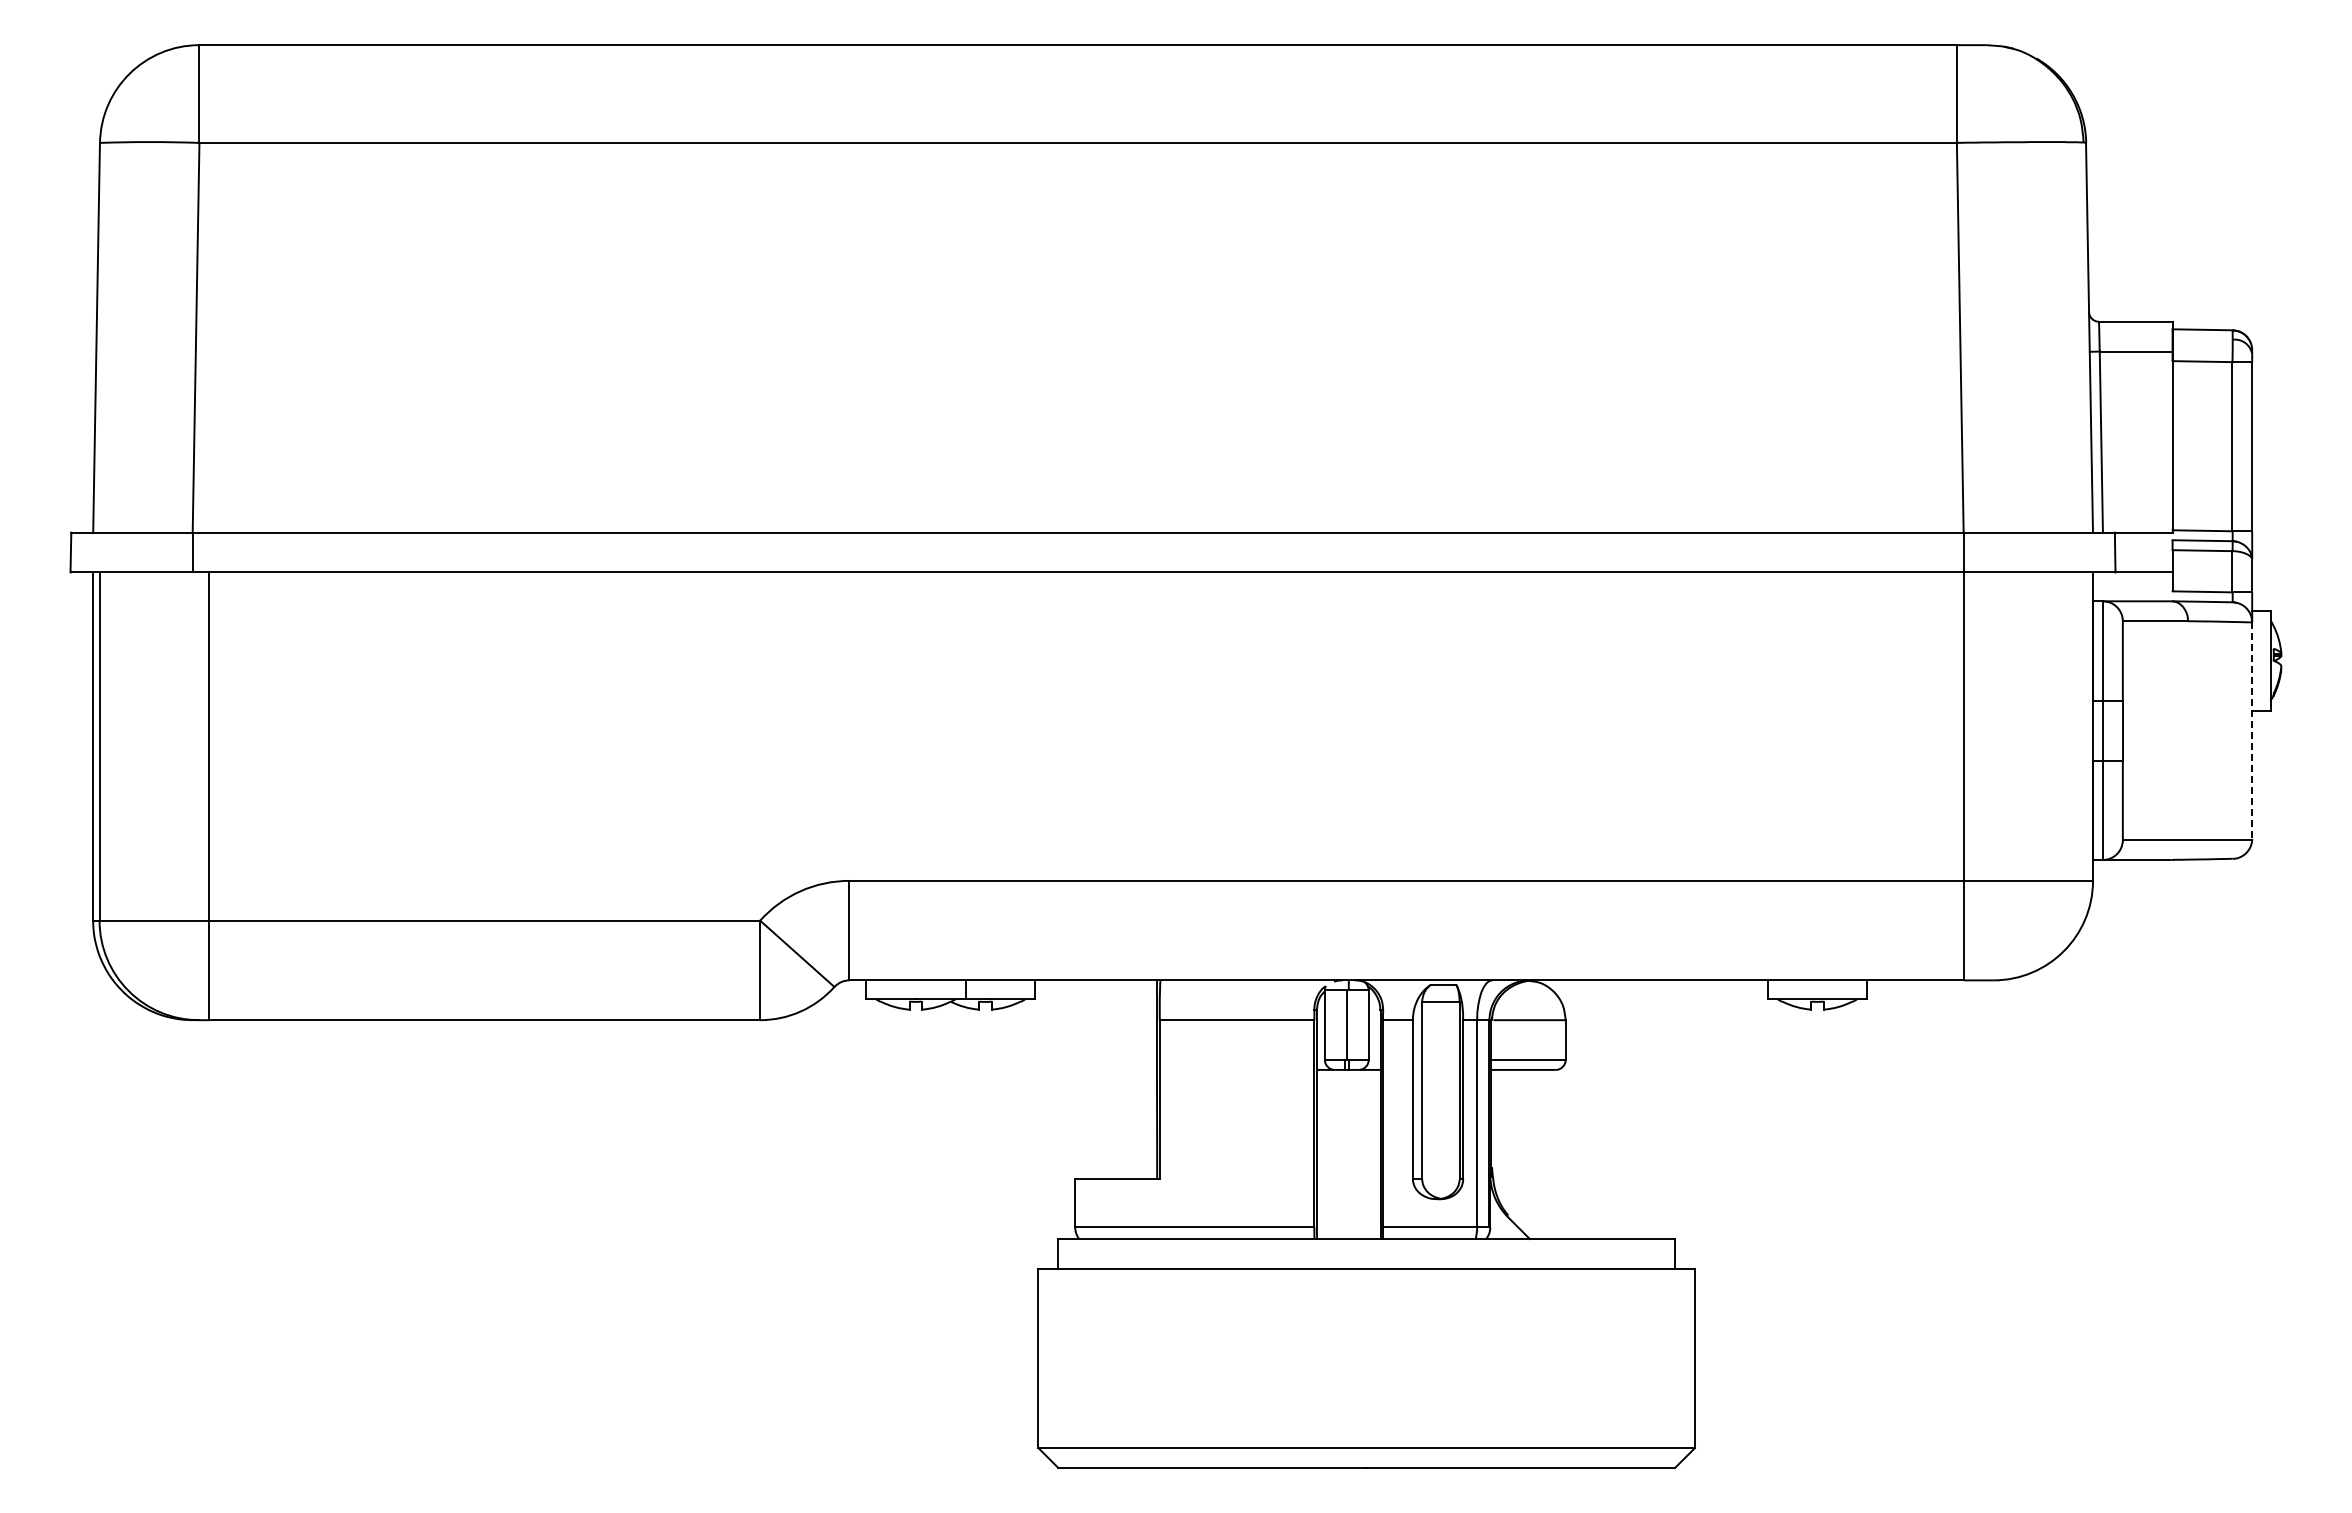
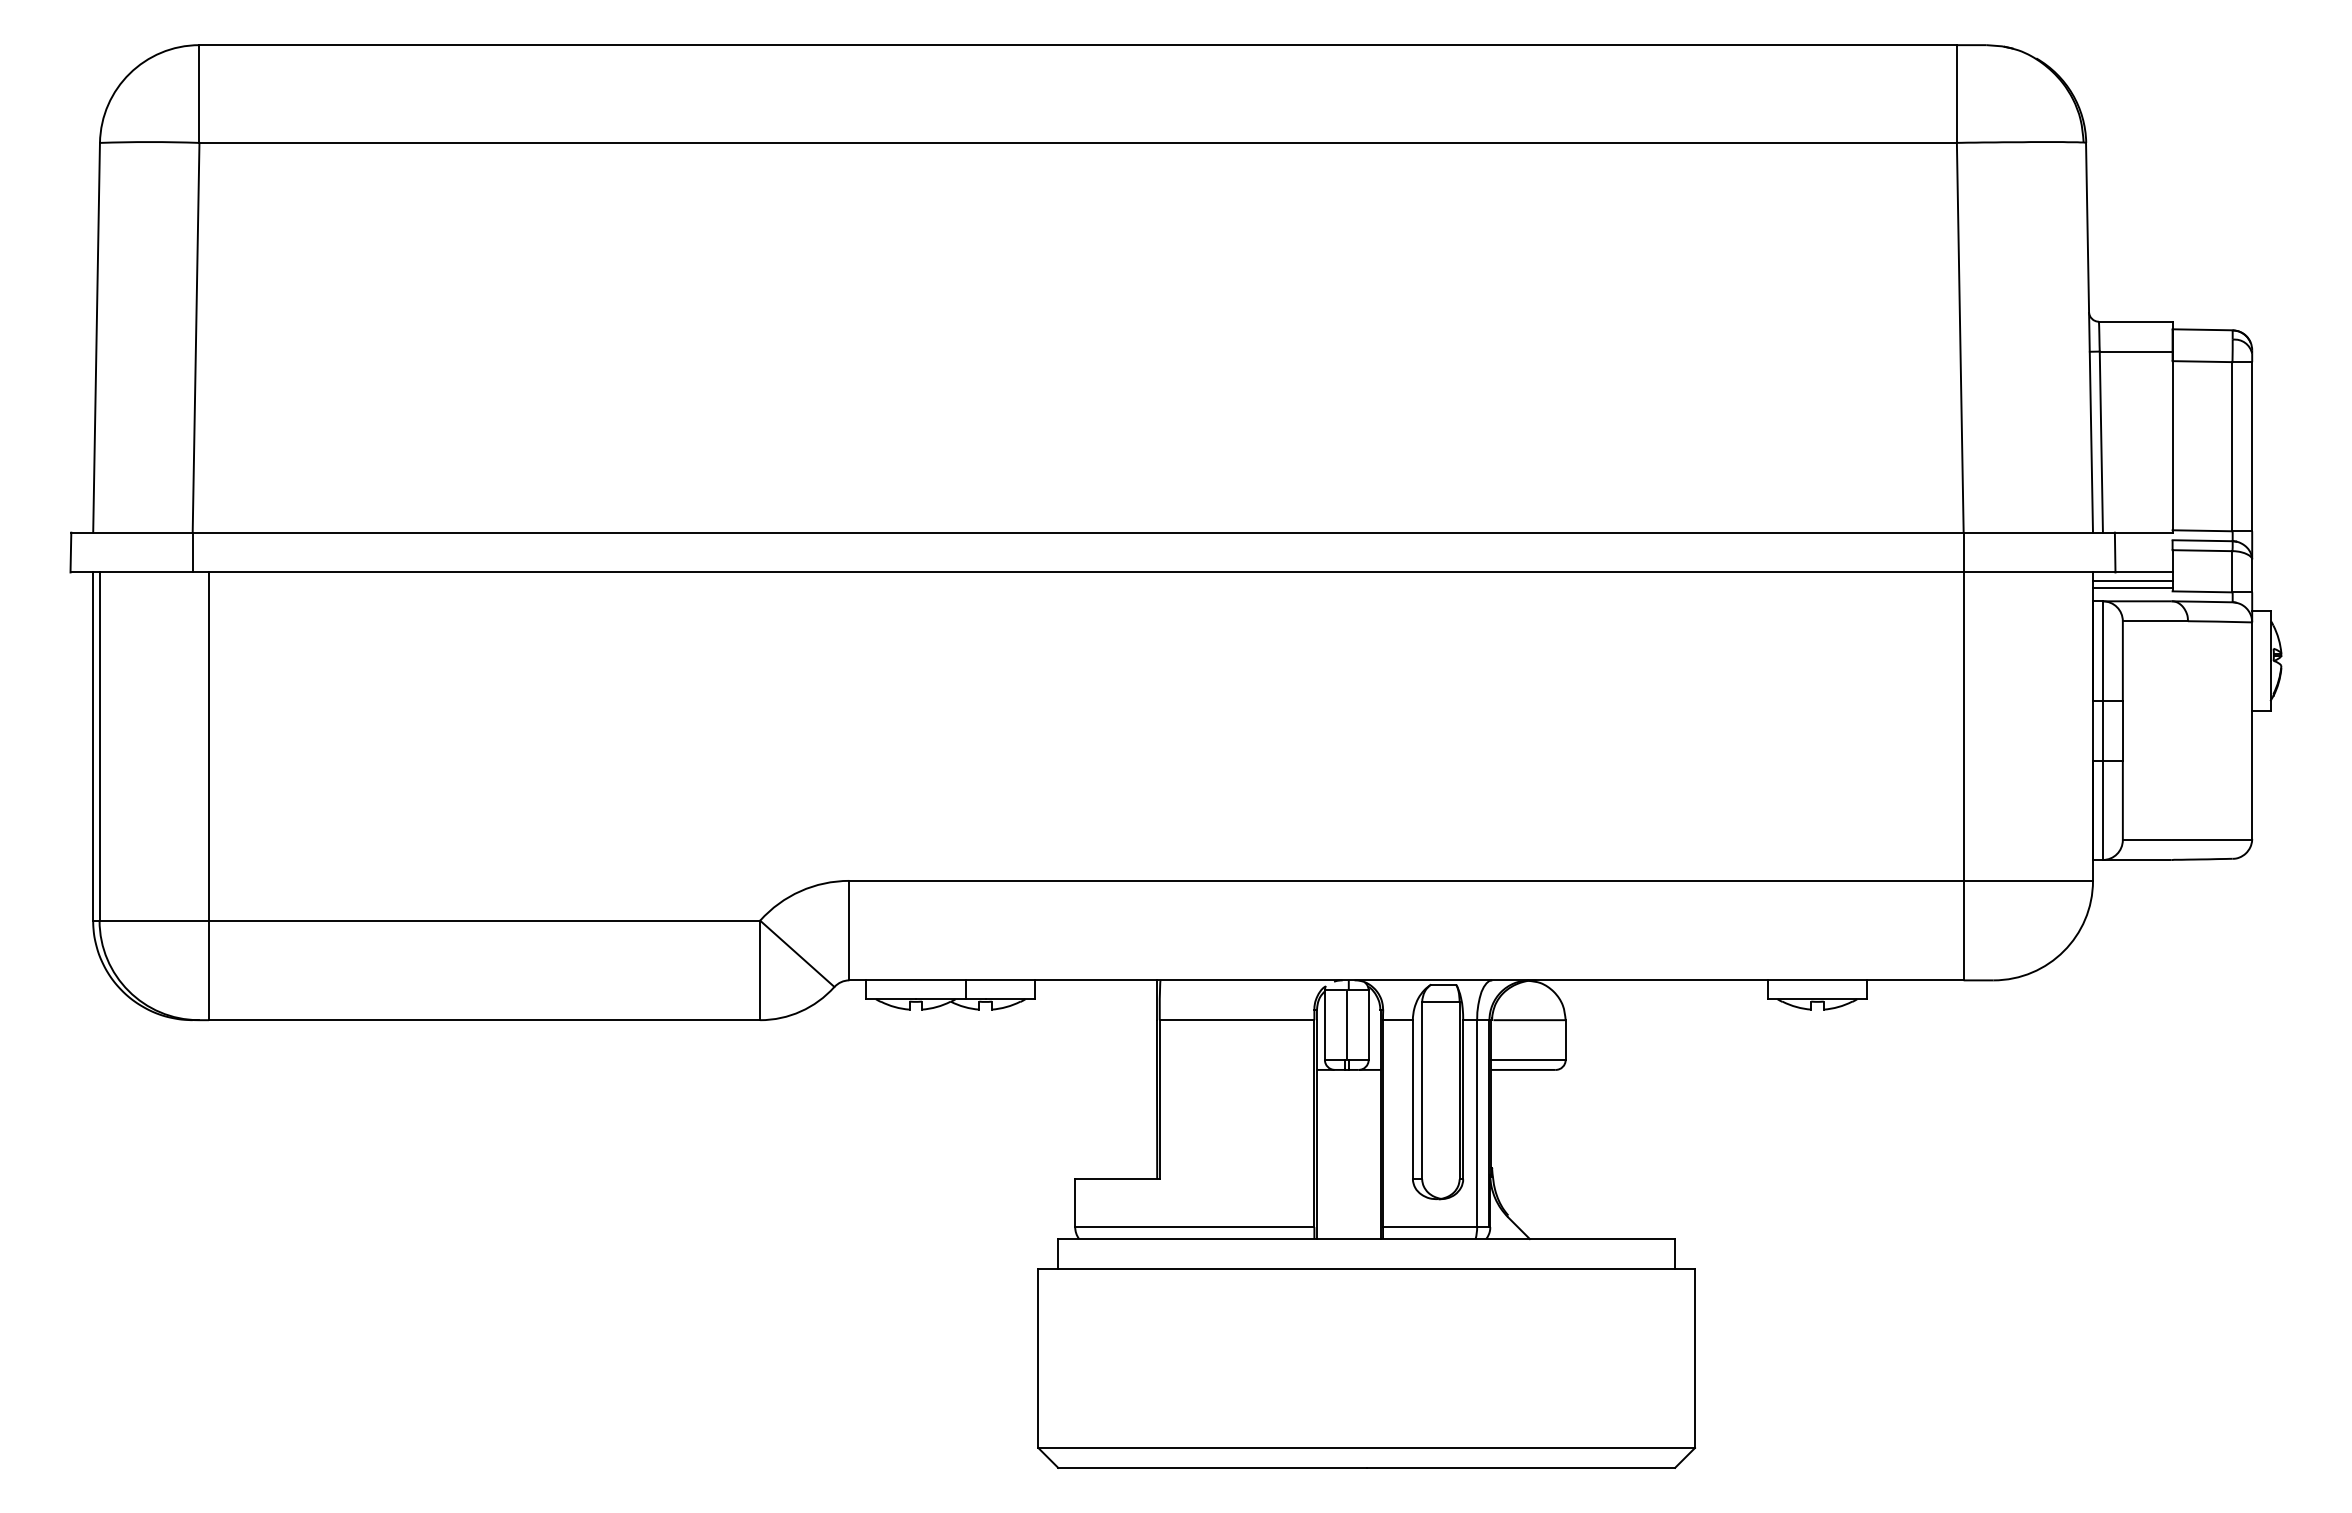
line: none -> present (2132, 581)
line: none -> present (2132, 588)
line: dashed -> solid (2252, 731)
